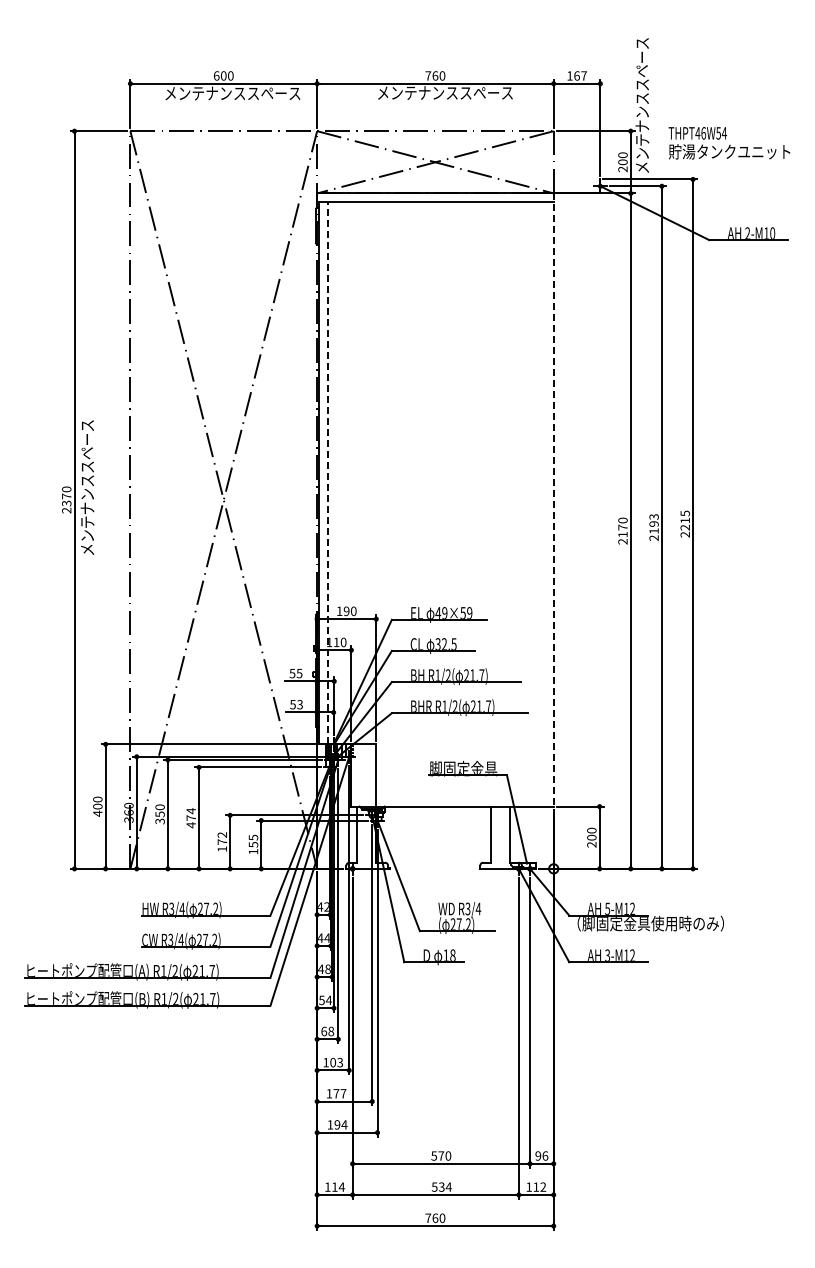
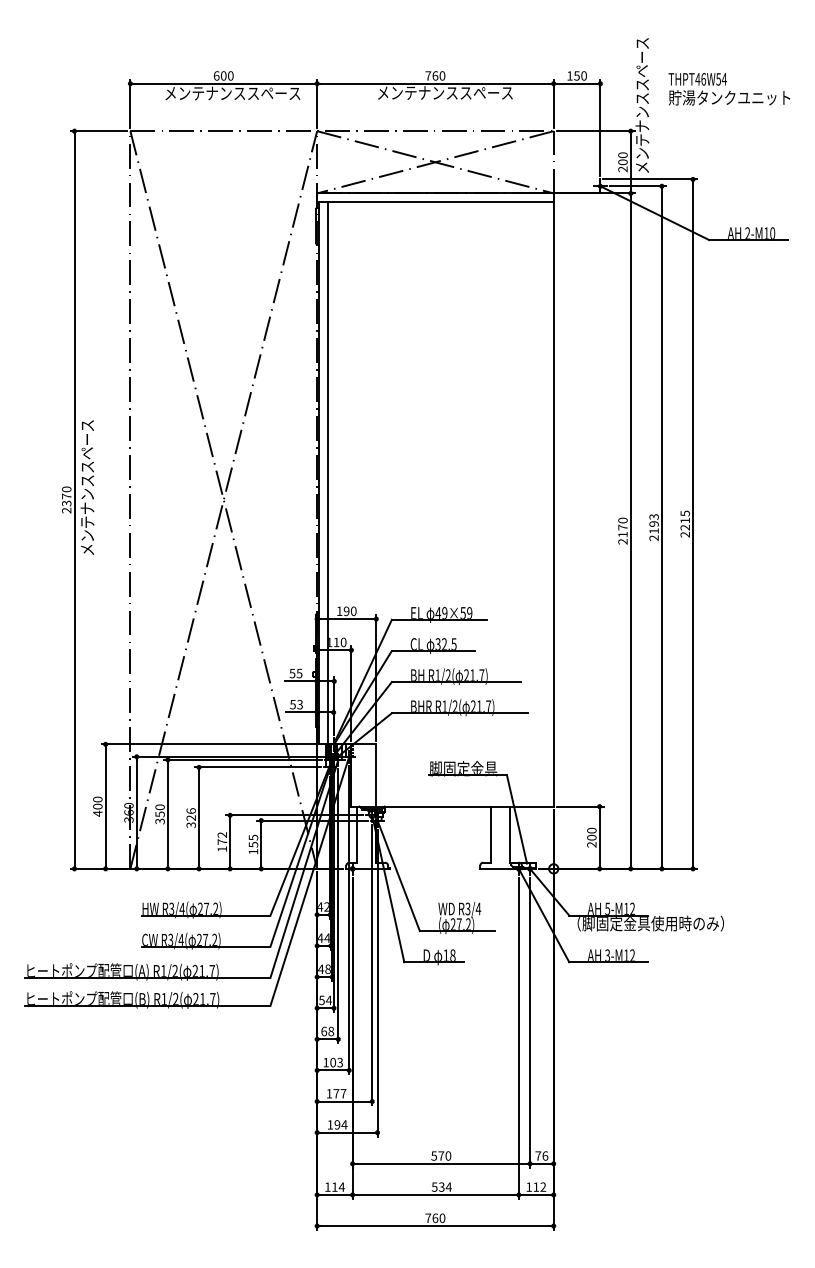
text: 167 -> 150 (580, 75)
text position: (729, 143) -> (729, 89) (729, 89)
line: dashed -> solid (328, 472)
line: dashed -> solid (553, 500)
text: 474 -> 326 (190, 818)
text: 96 -> 76 (538, 1155)
